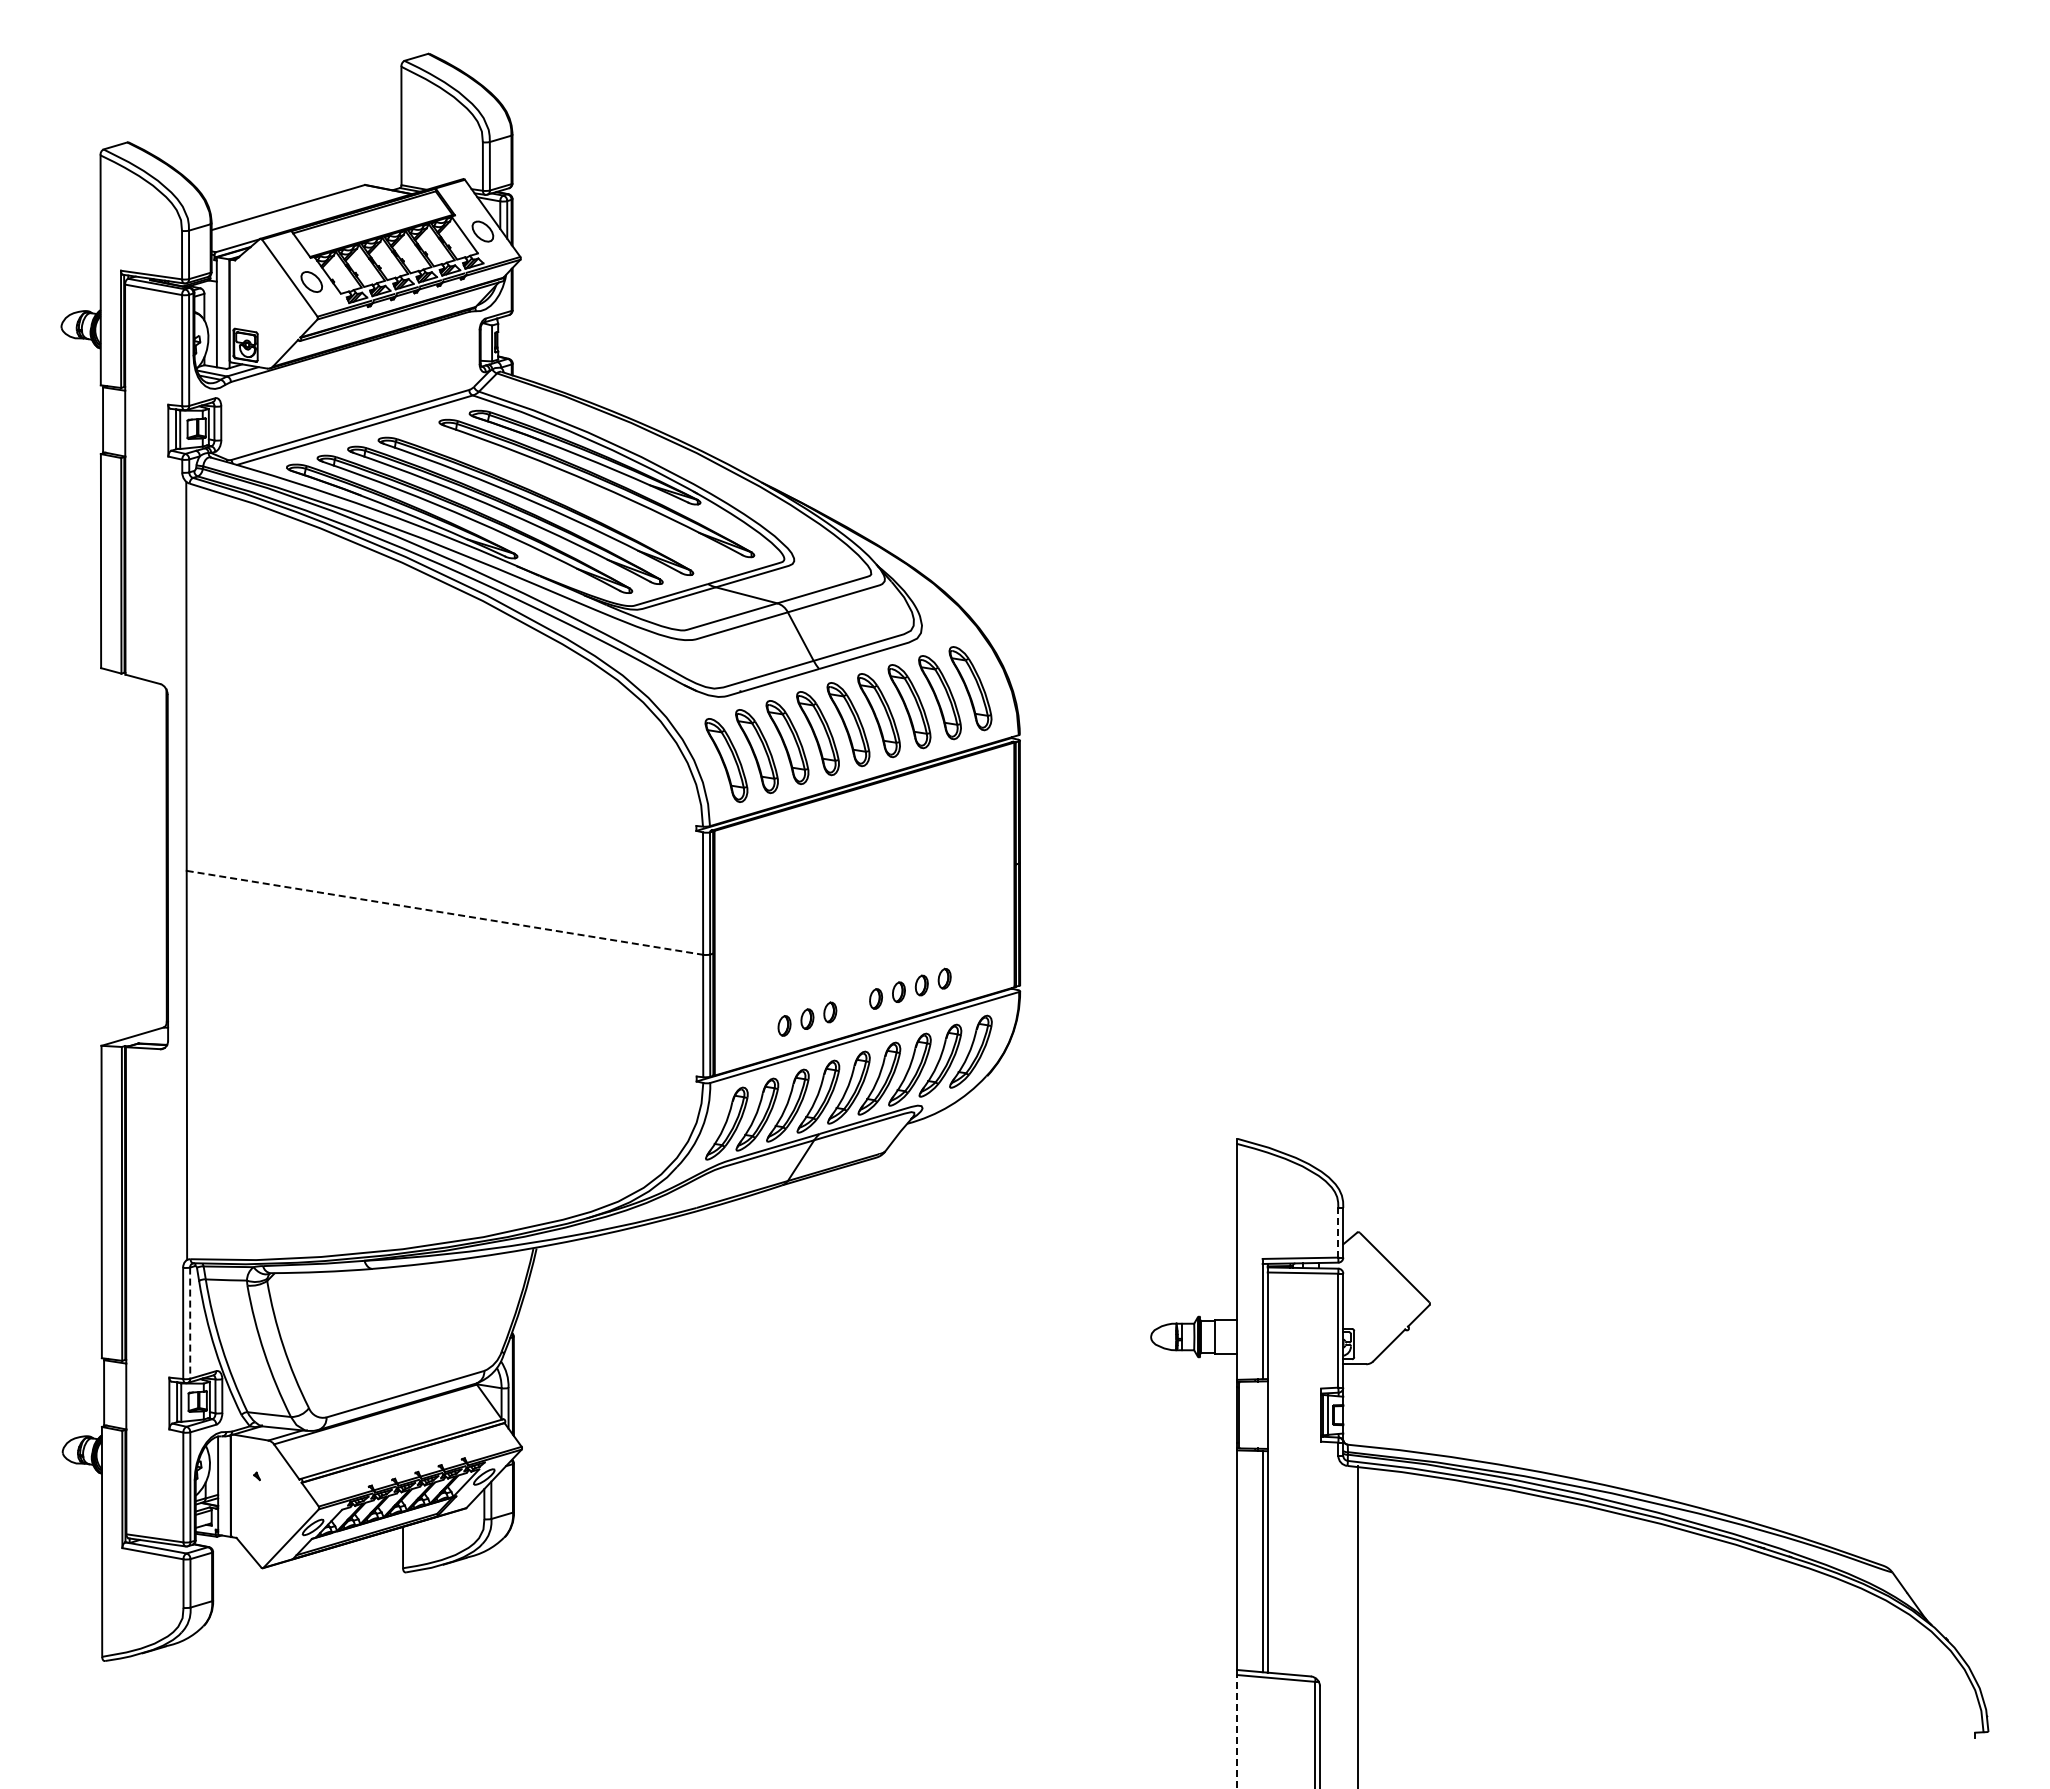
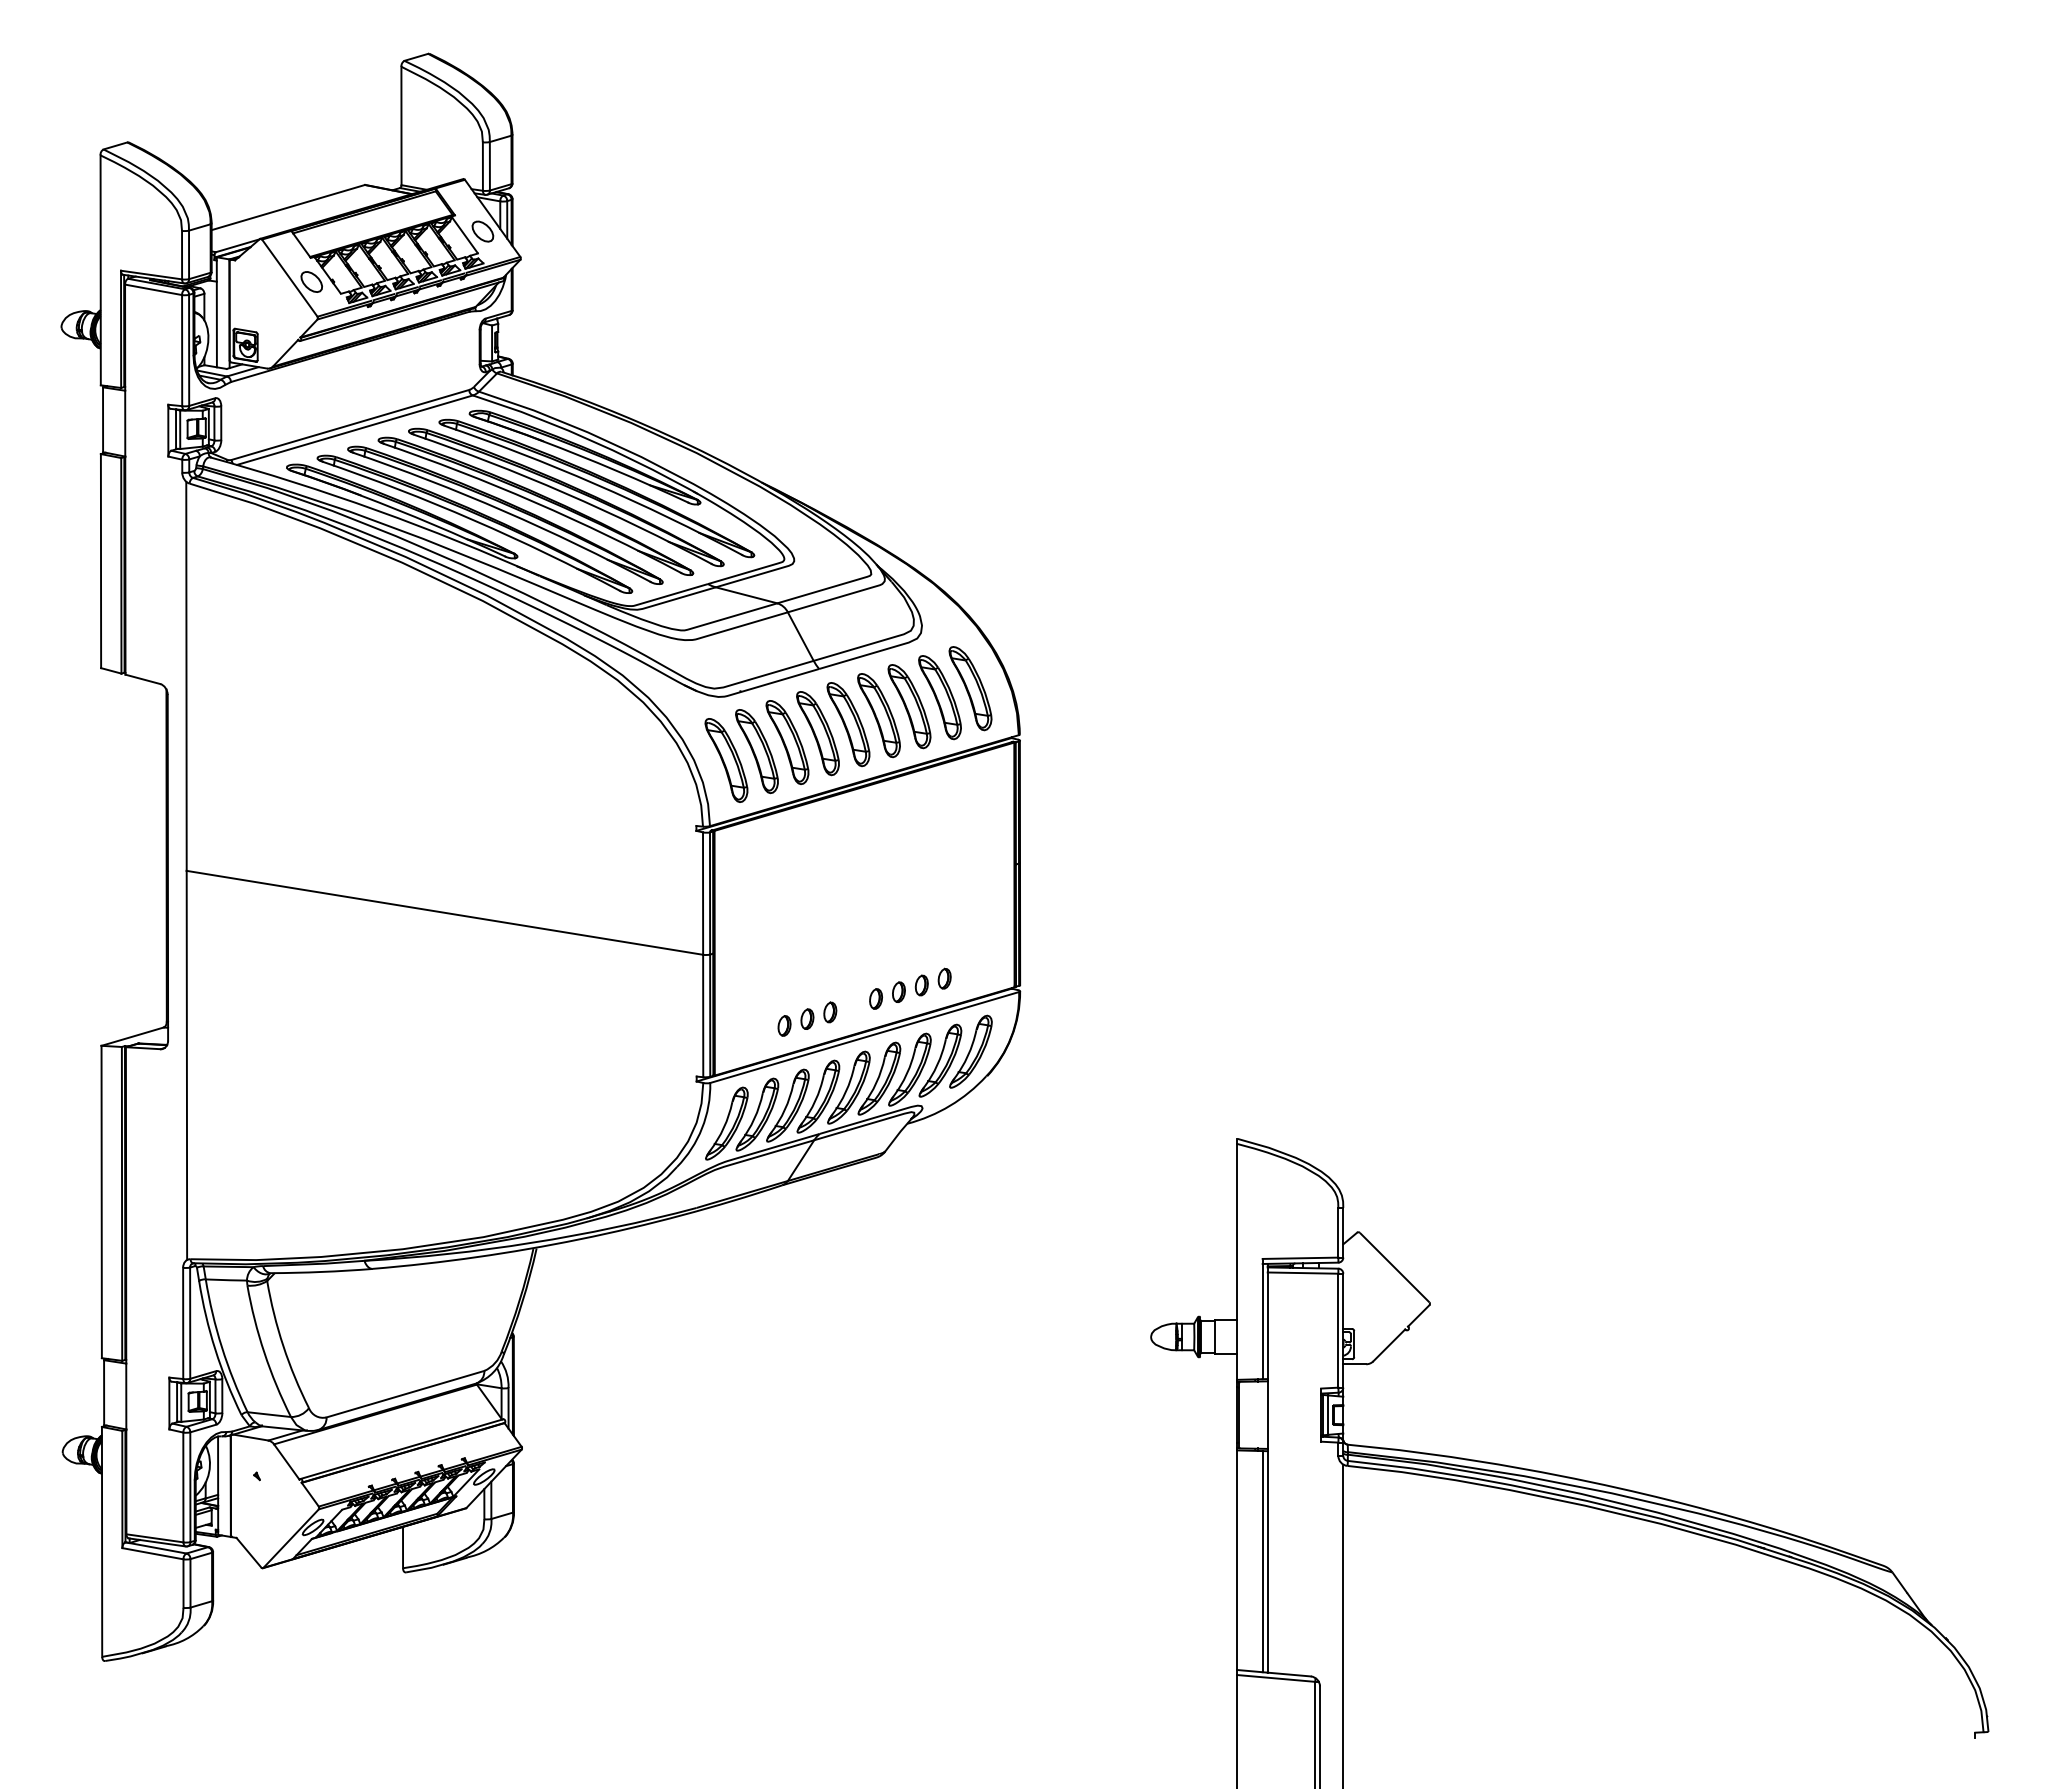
part: none -> present (566, 497)
line: dashed -> solid (444, 912)
line: dashed -> solid (1338, 1232)
line: dashed -> solid (190, 1323)
line position: (1358, 1625) -> (1343, 1625) (1343, 1625)
line: dashed -> solid (1237, 1731)
